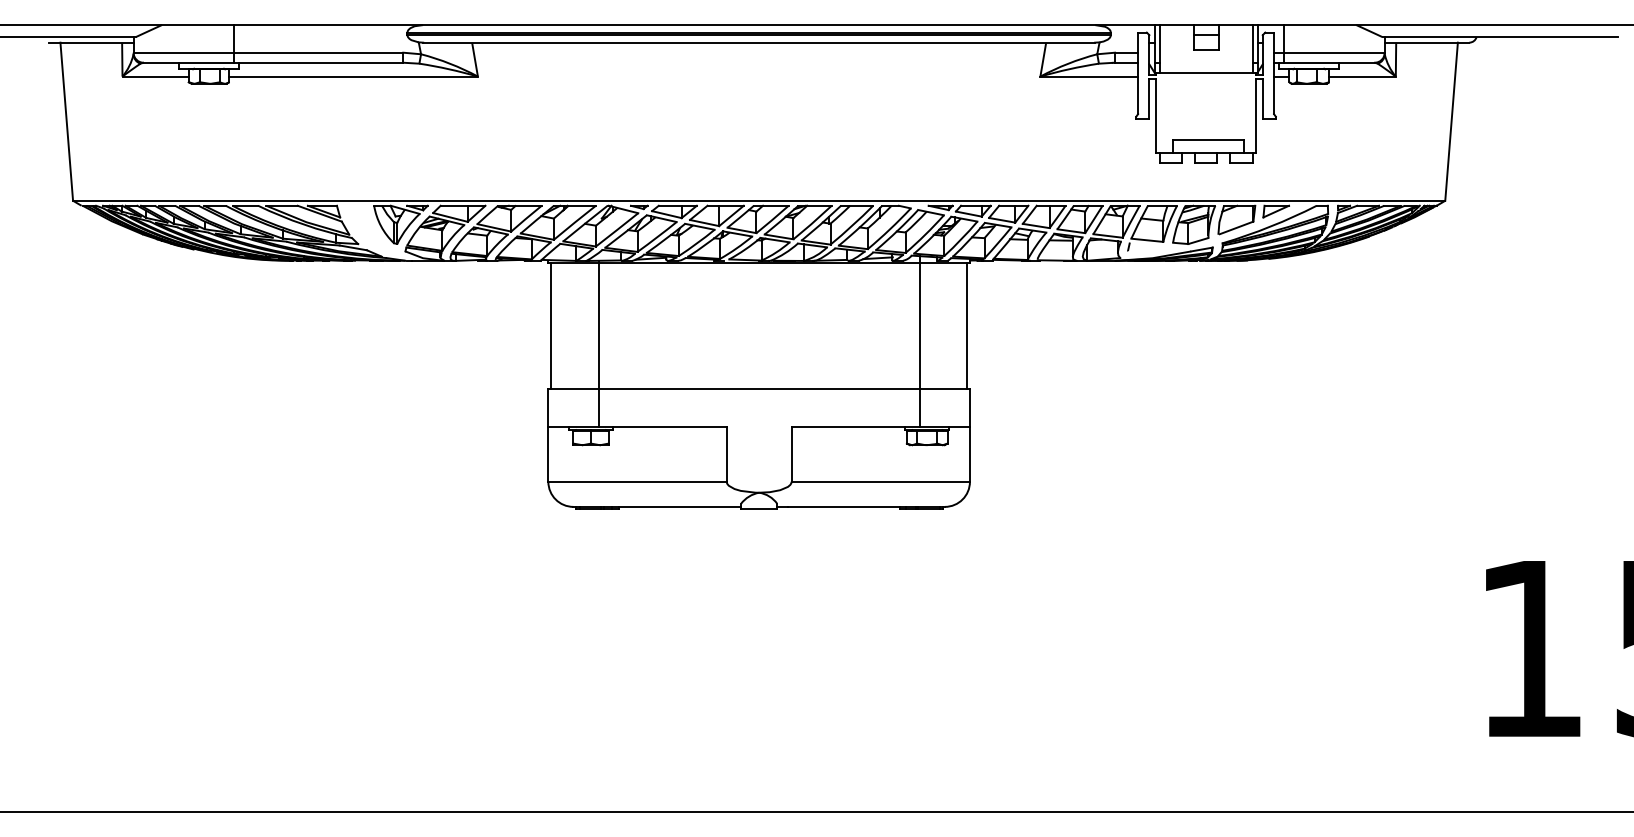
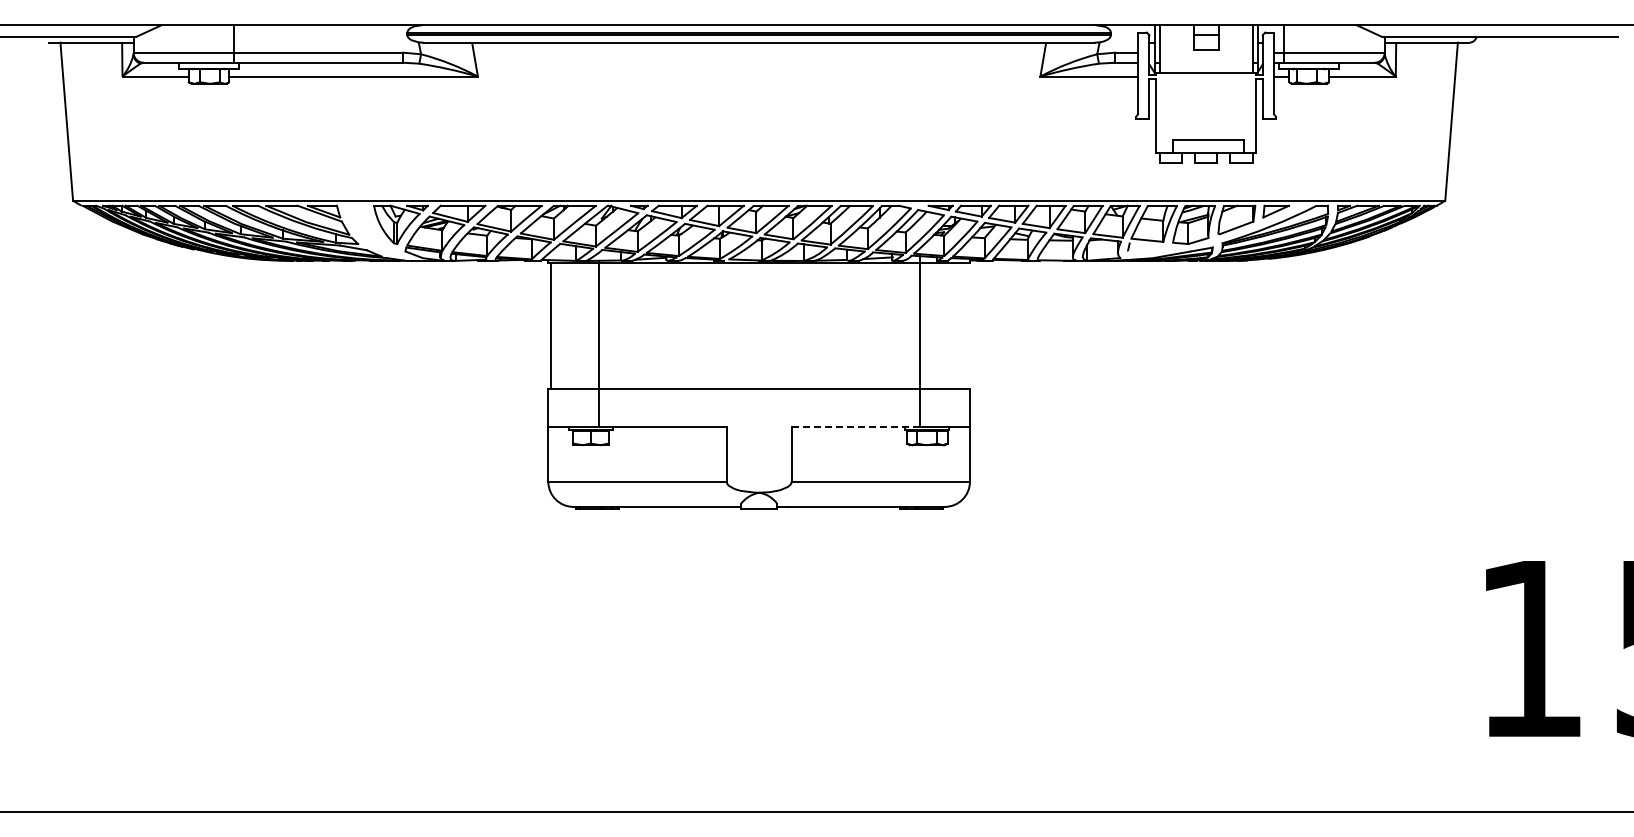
line: present -> none (967, 325)
line: solid -> dashed (856, 426)
